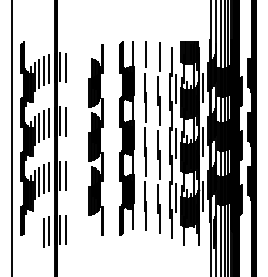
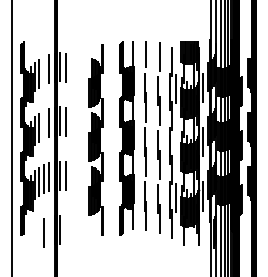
line: present -> none (43, 70)
line: present -> none (43, 124)
line: present -> none (176, 143)
line: present -> none (65, 230)
line: present -> none (49, 231)
